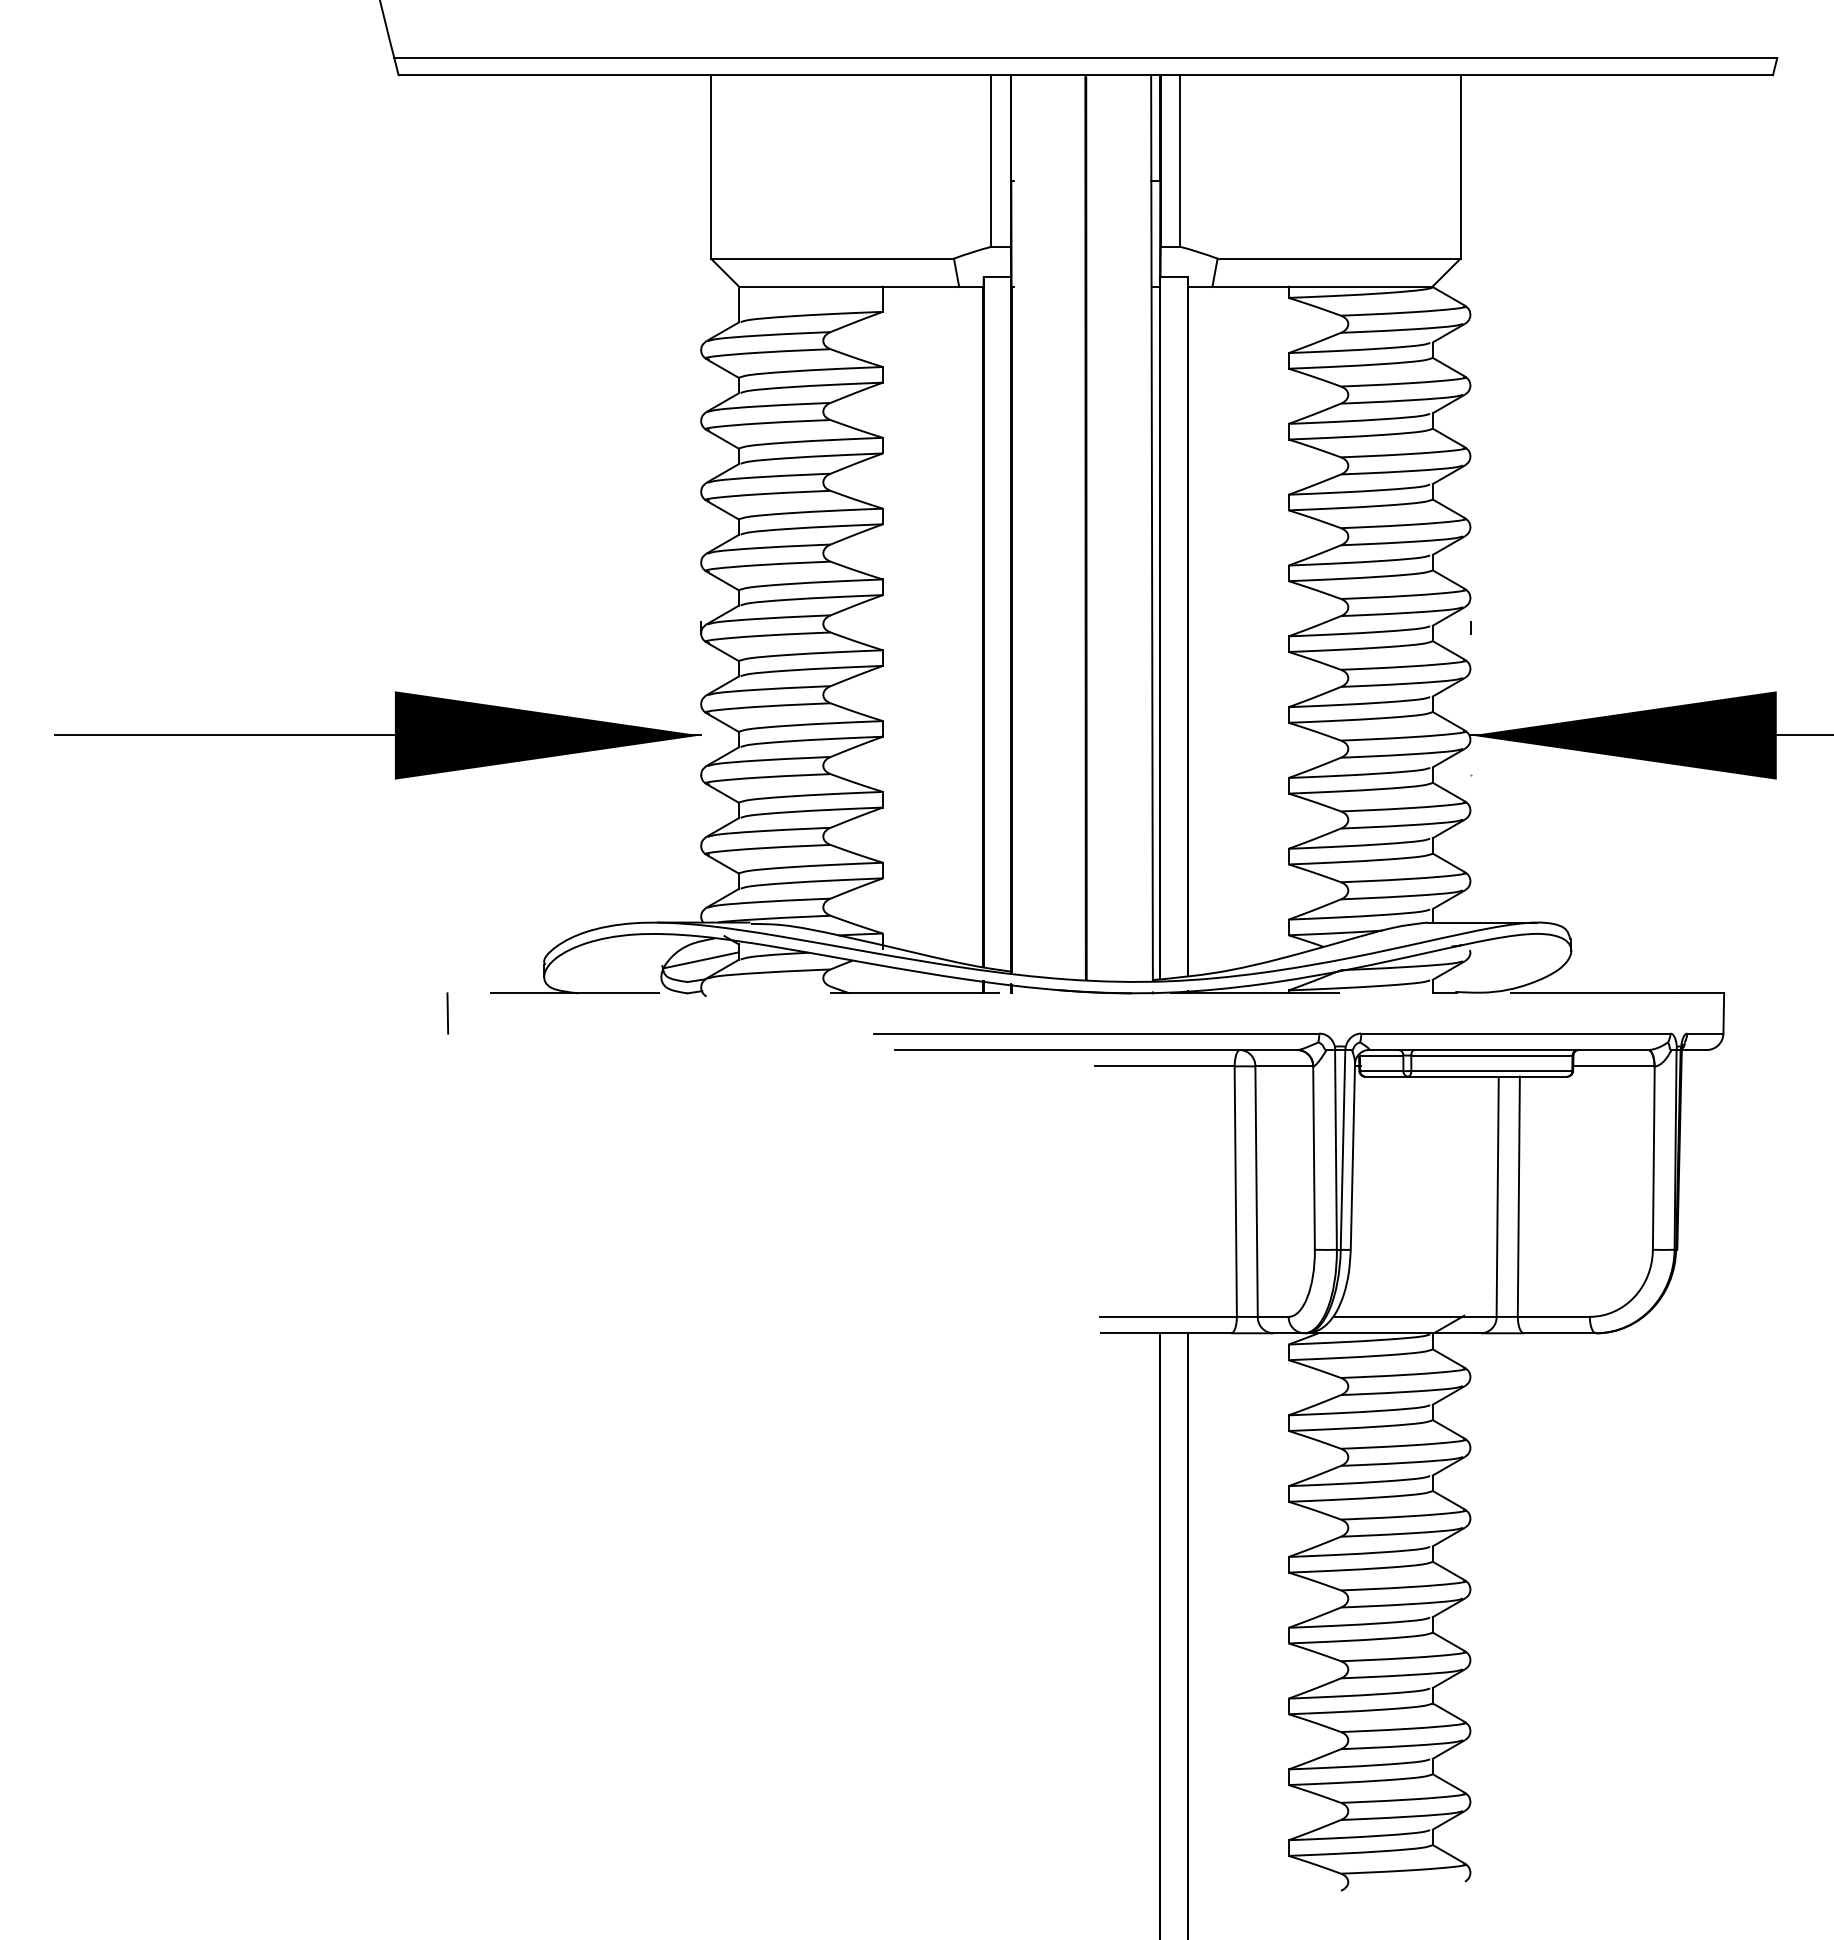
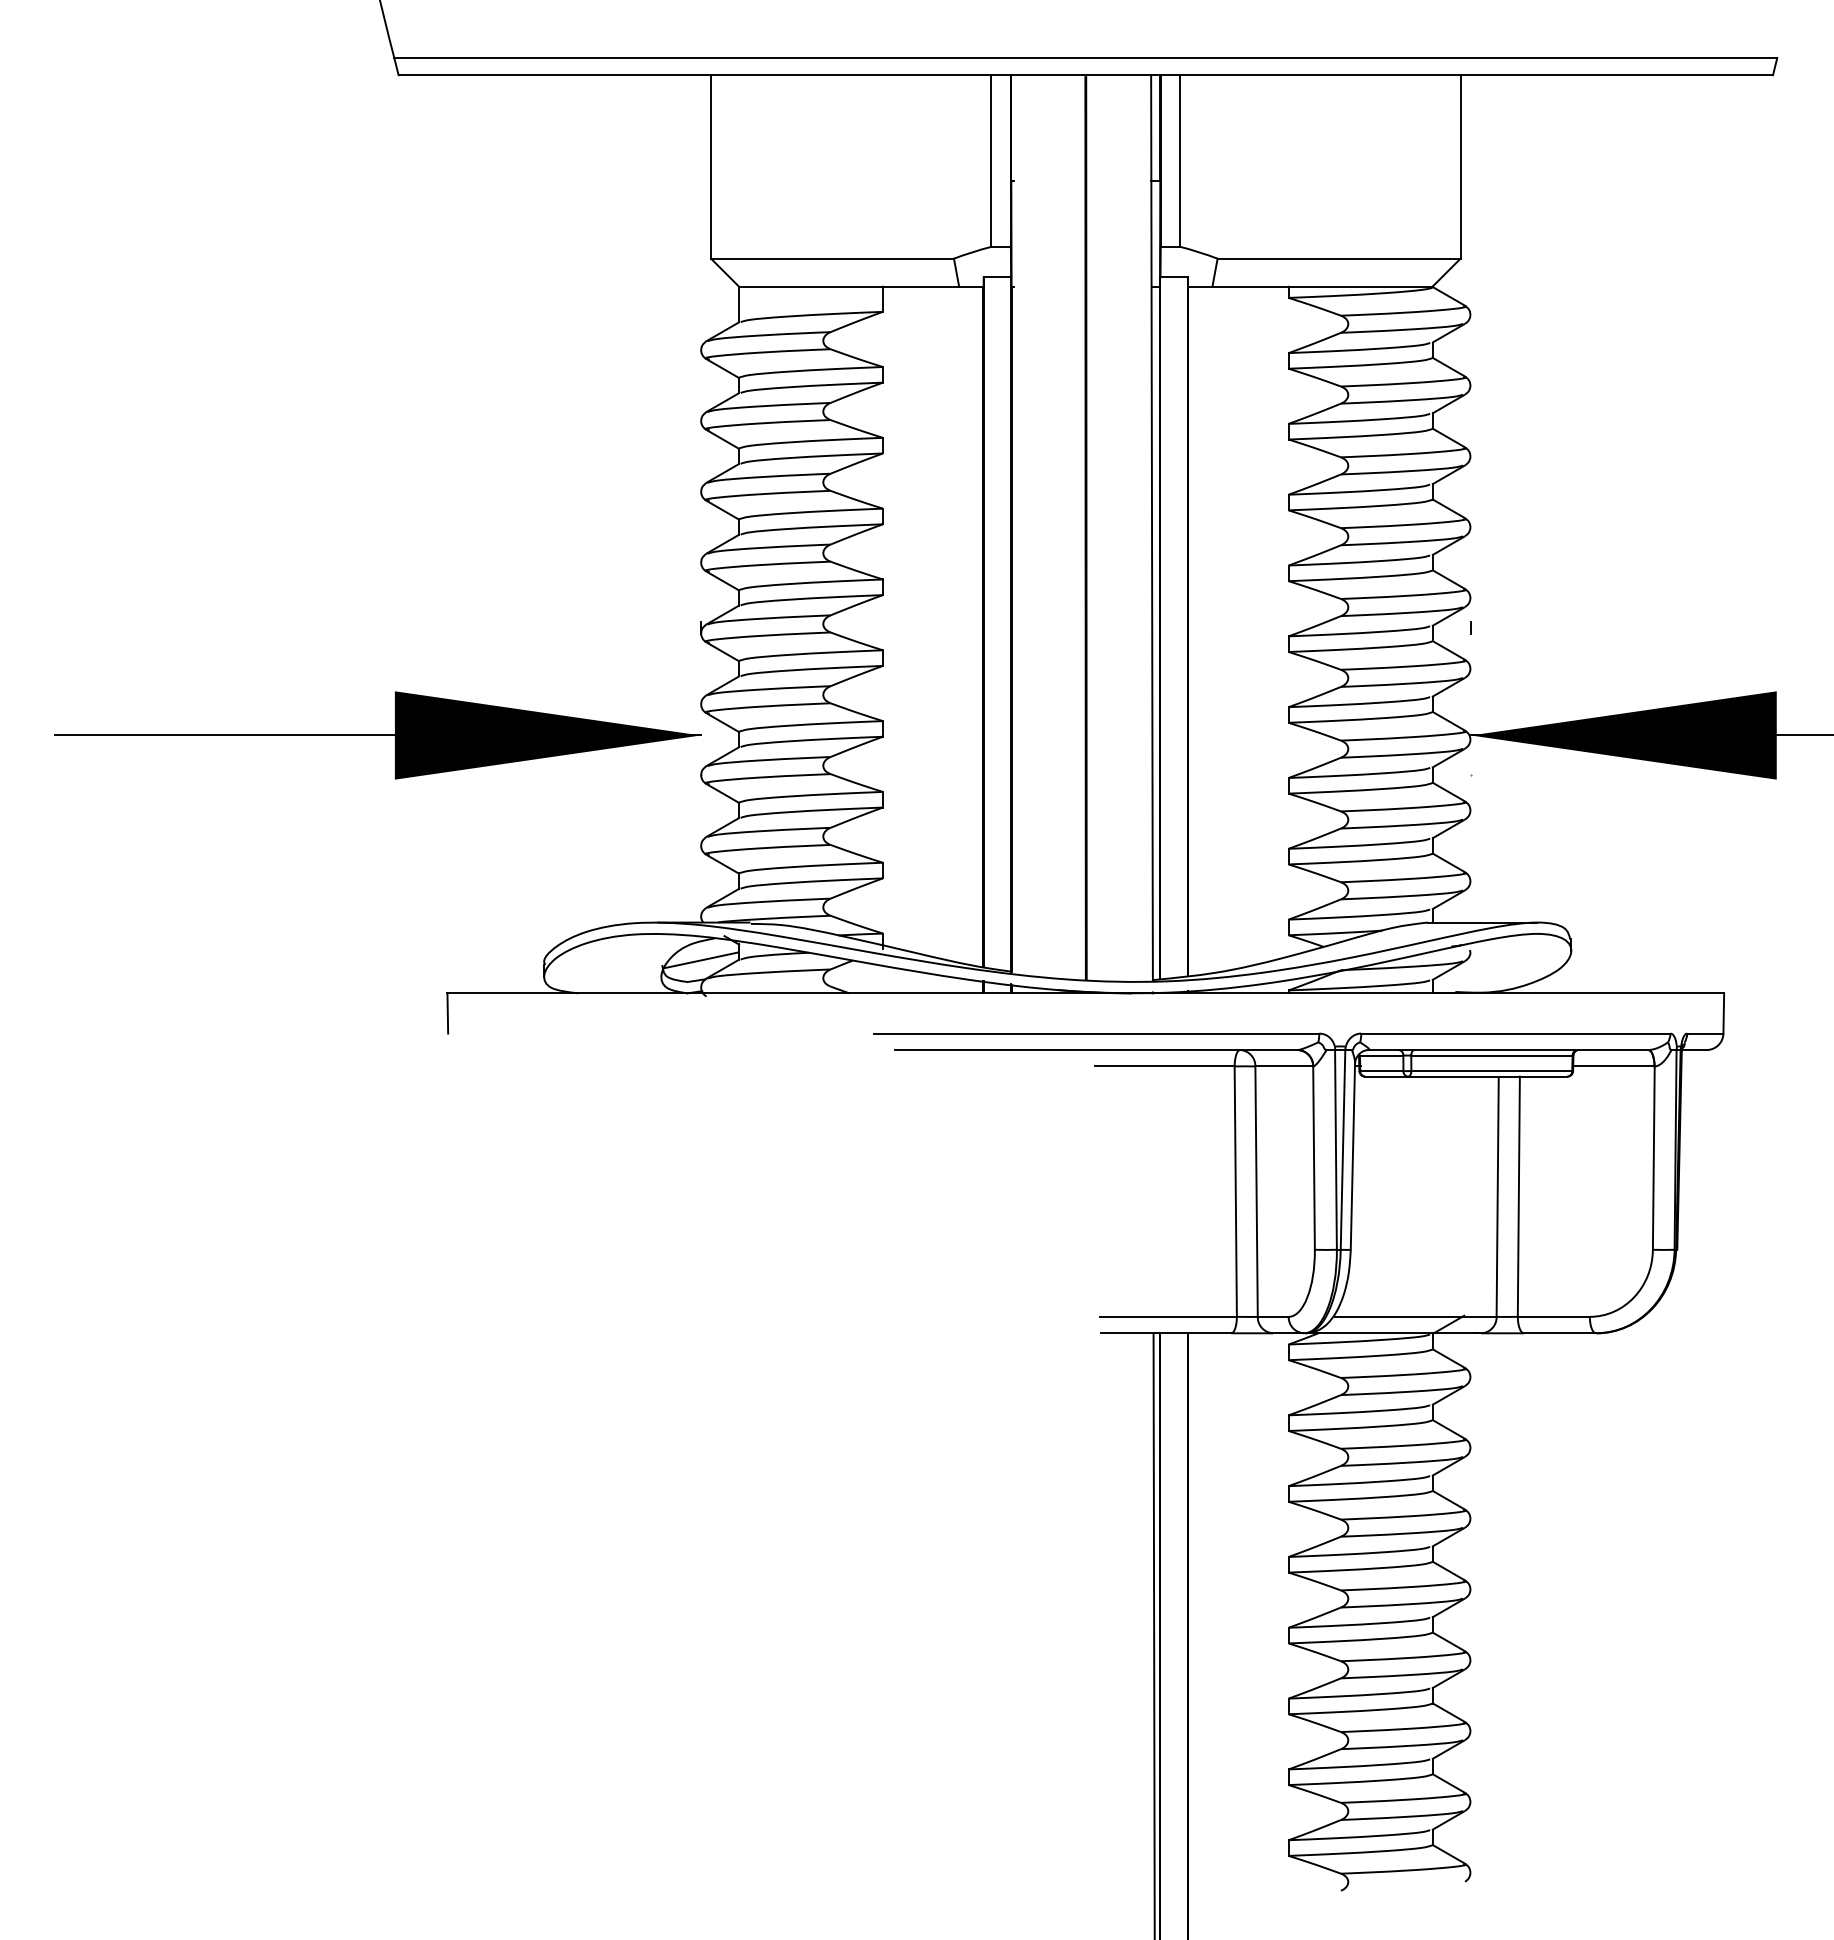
line: dashed -> solid (1063, 993)
line: none -> present (1153, 1634)
